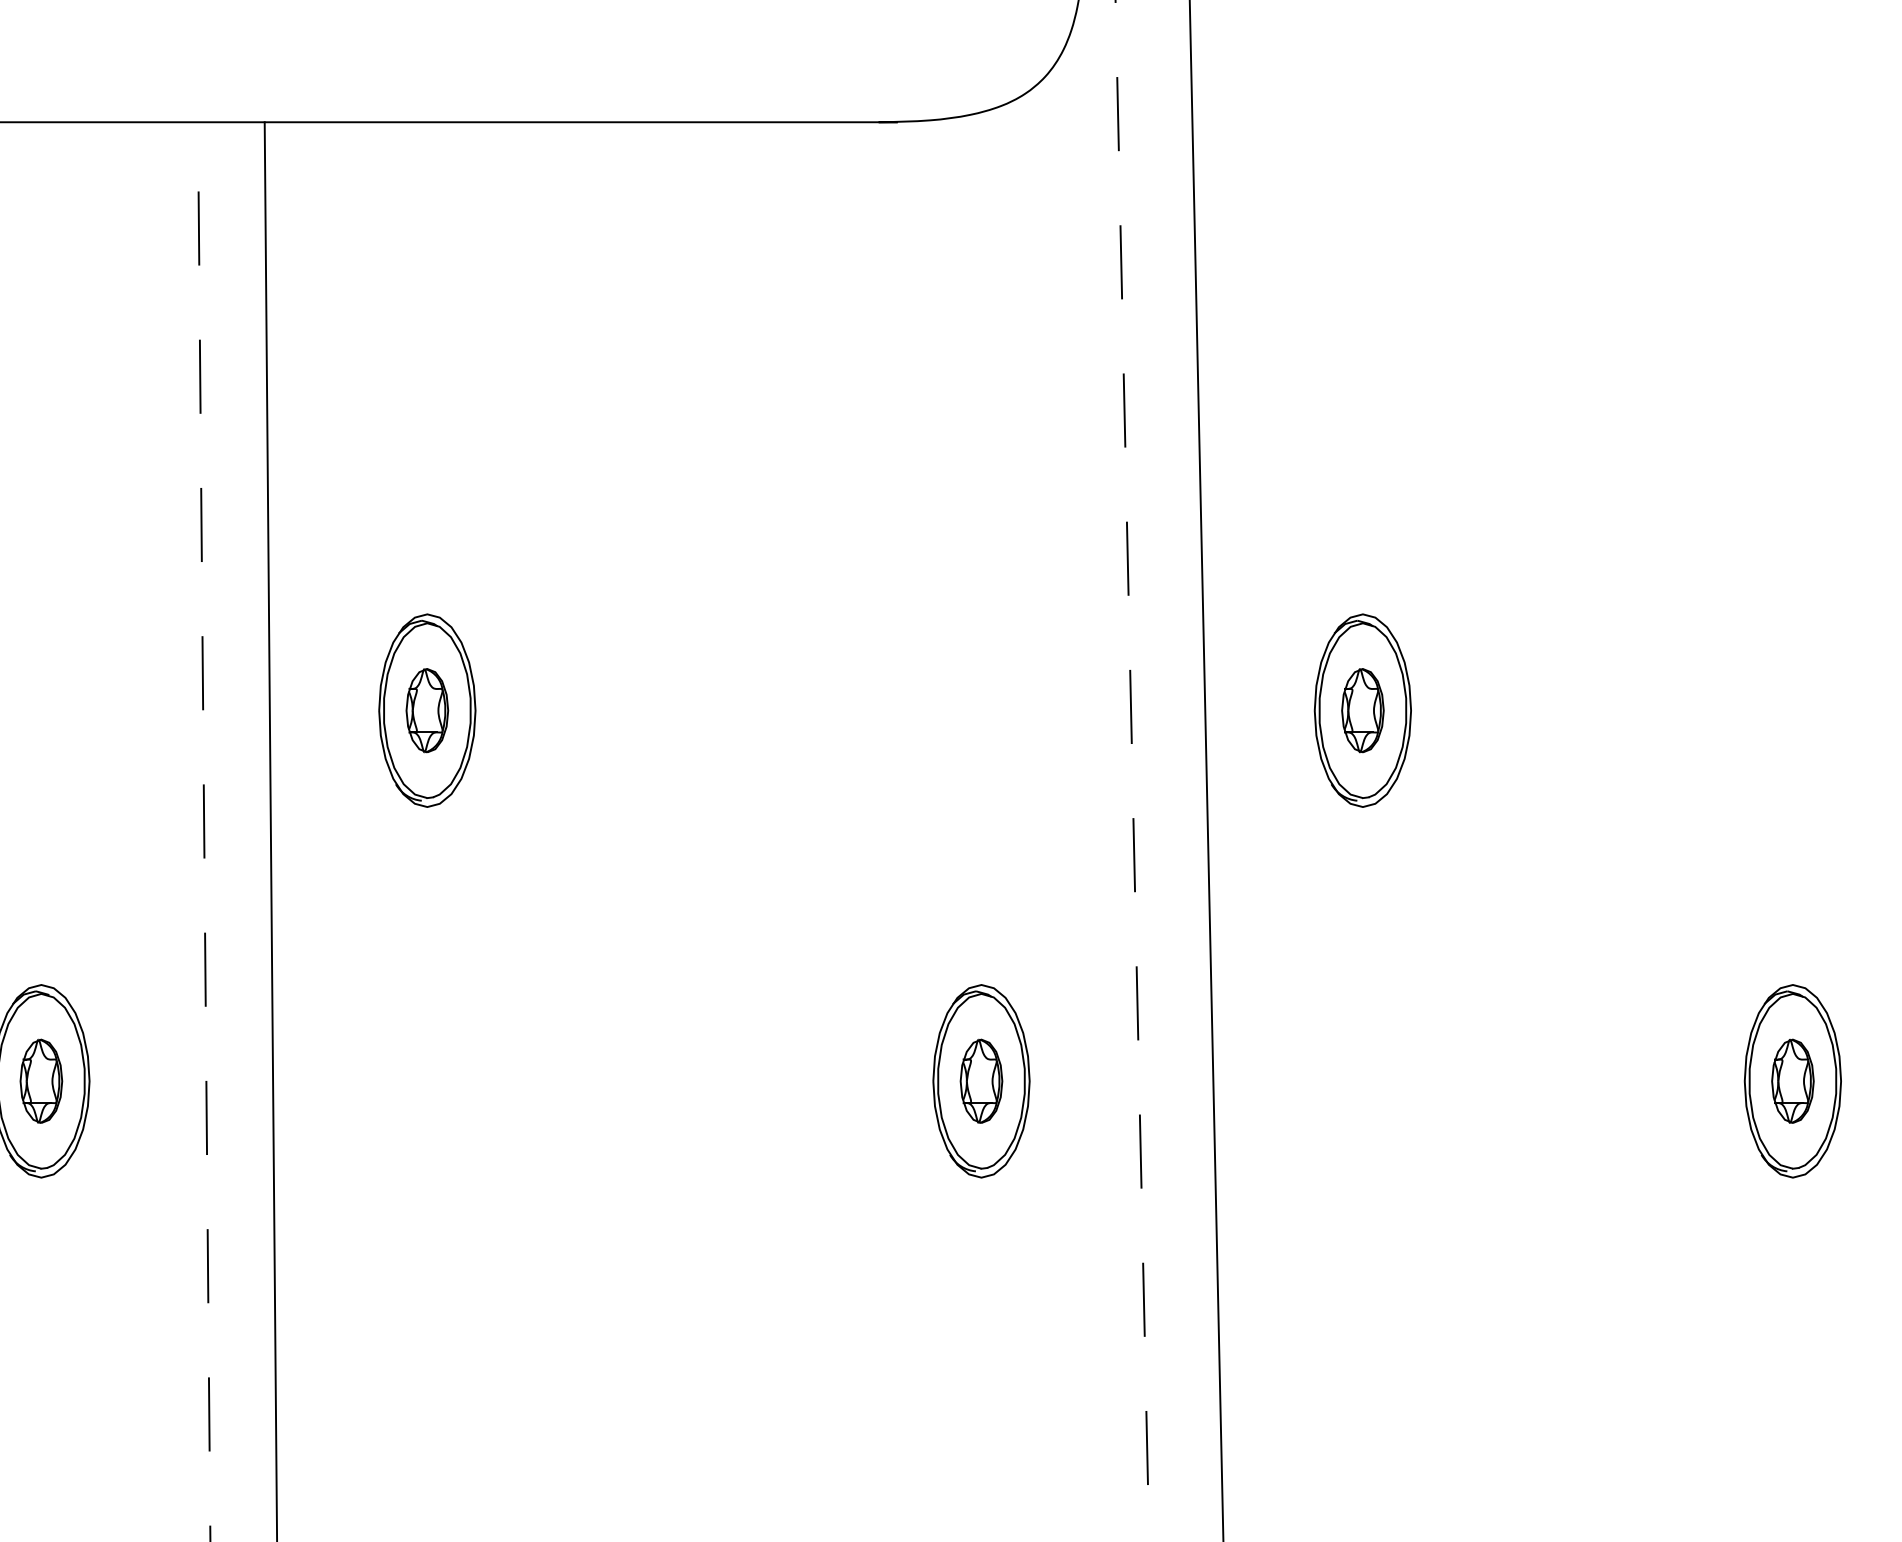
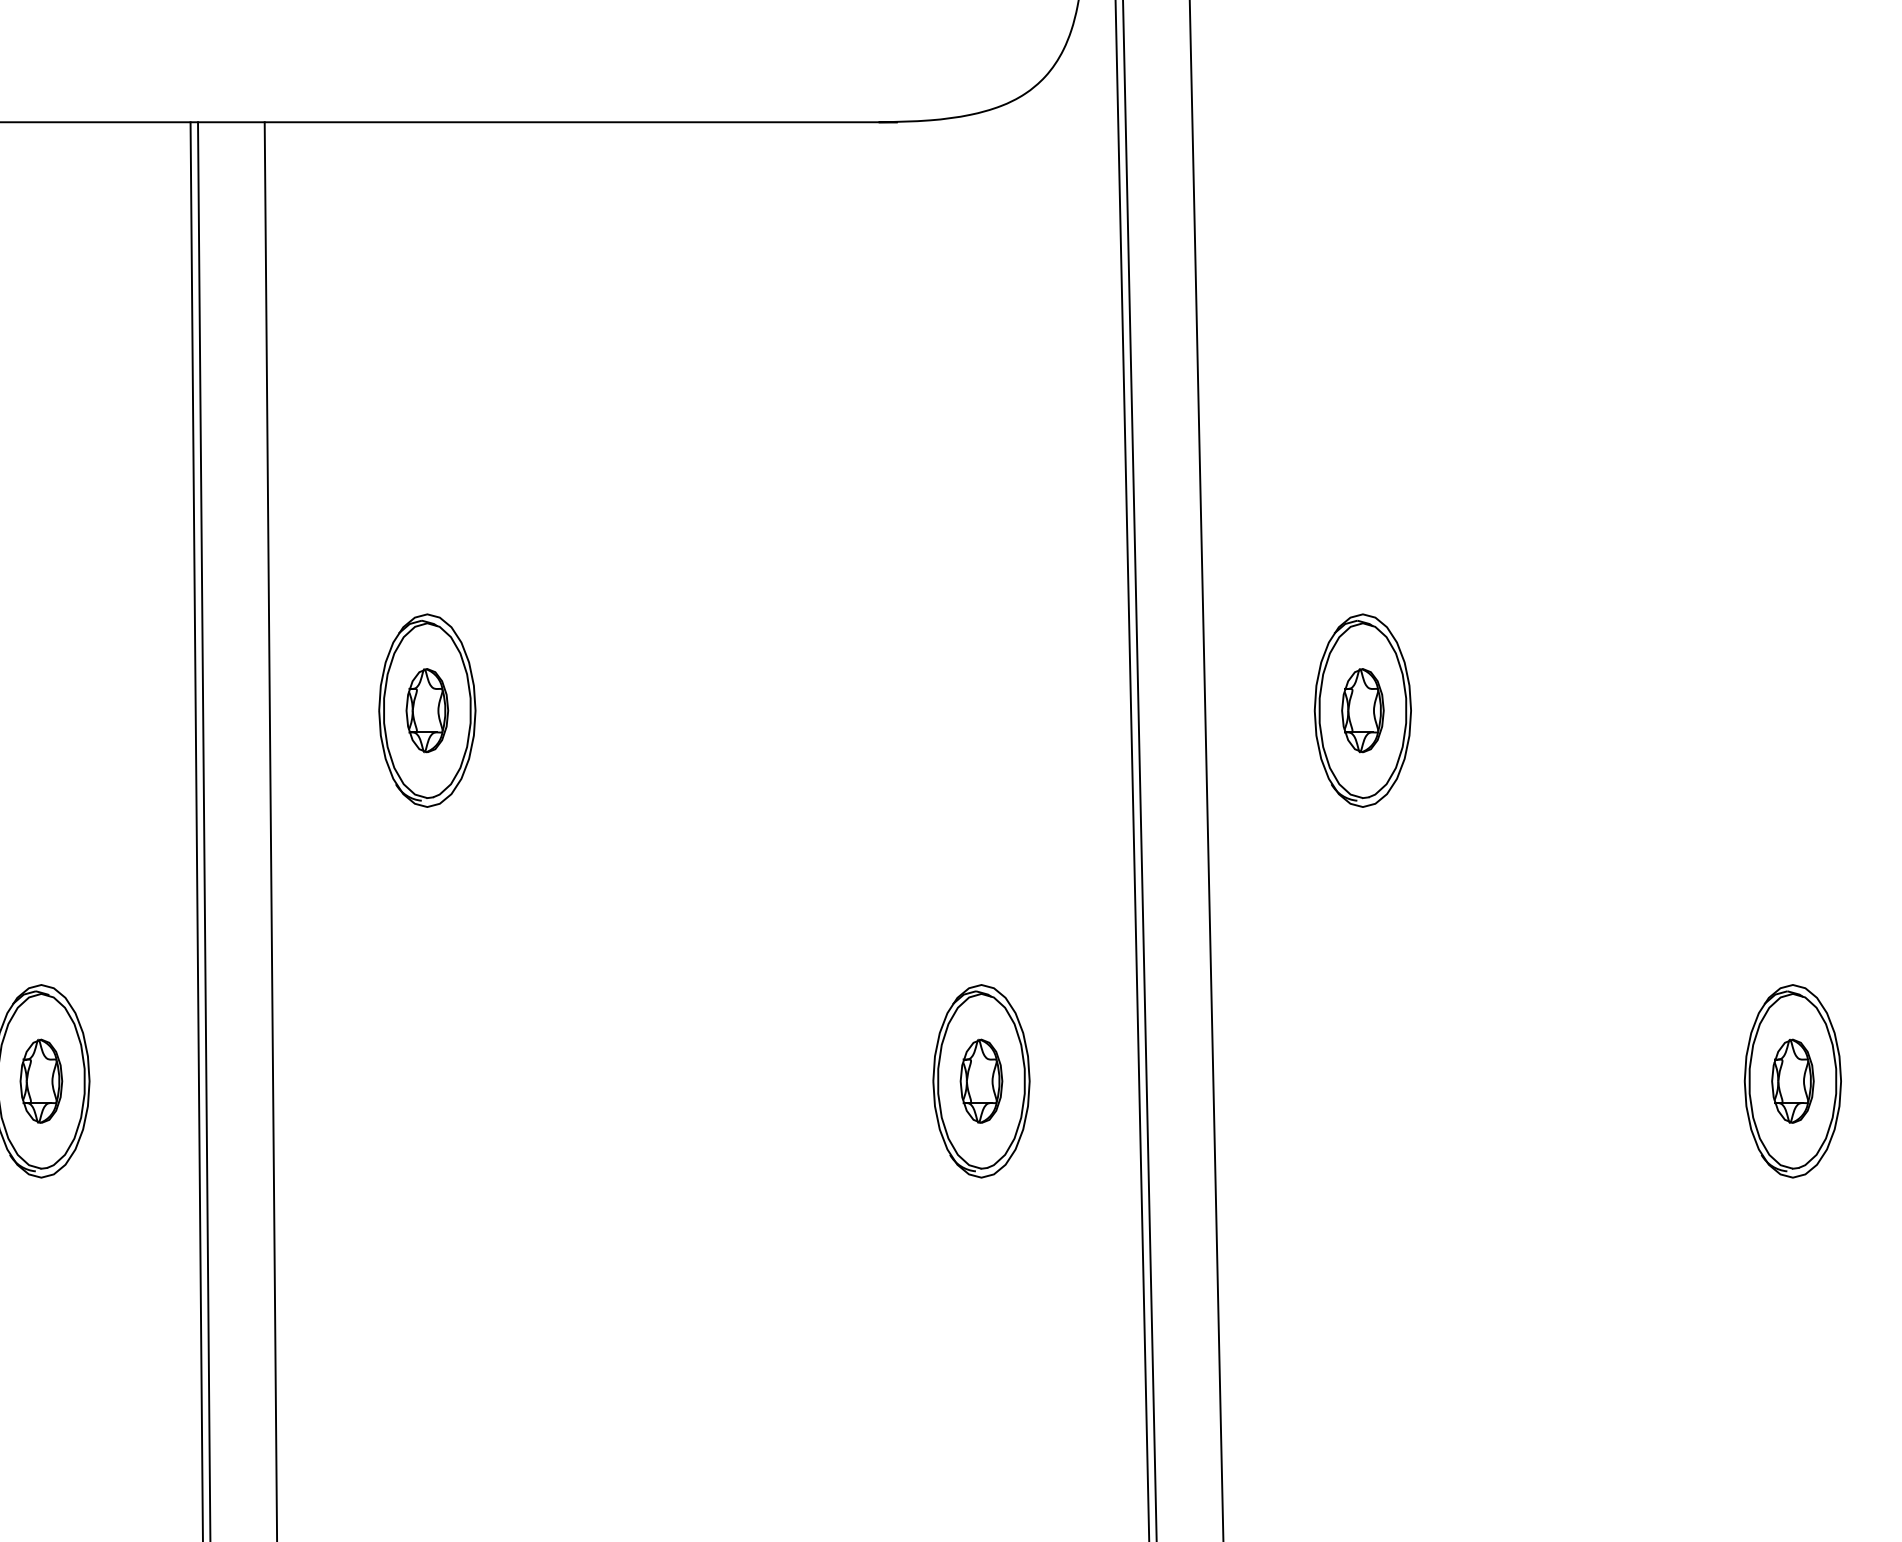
line: dashed -> solid (1132, 770)
line: none -> present (1139, 770)
line: none -> present (196, 830)
line: dashed -> solid (204, 831)
